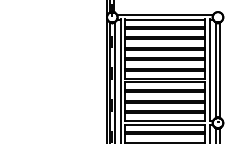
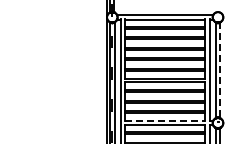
line: solid -> dashed (220, 70)
line: solid -> dashed (165, 120)
